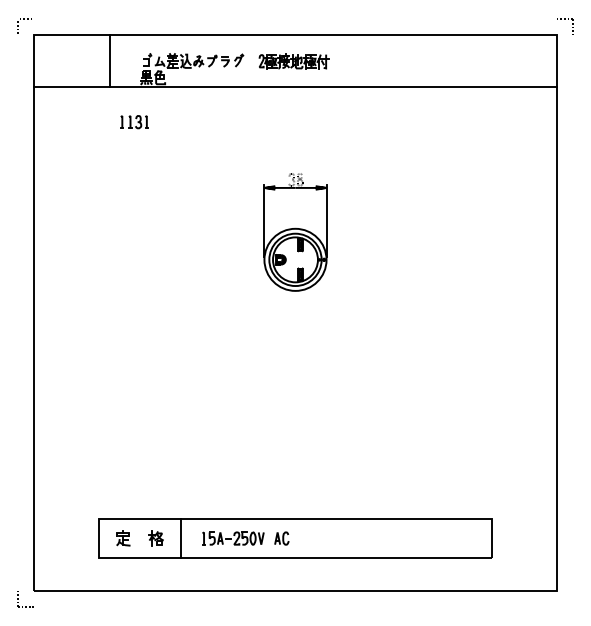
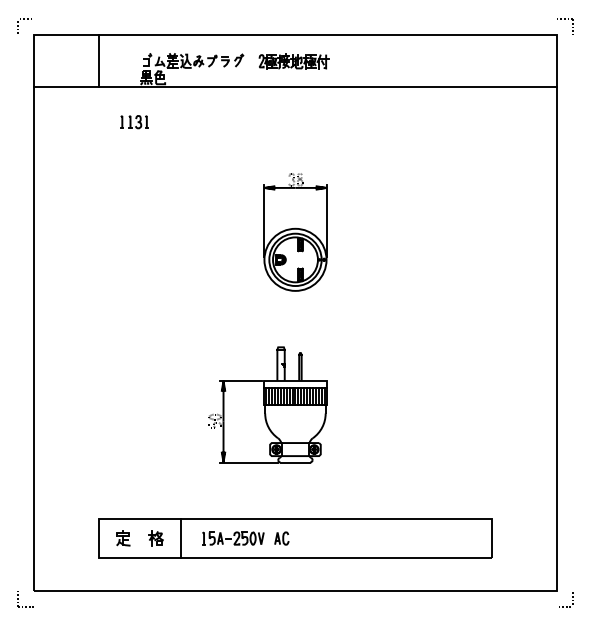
line position: (110, 61) -> (99, 61) (99, 61)
part: none -> present (267, 404)
line: none -> present (572, 600)
